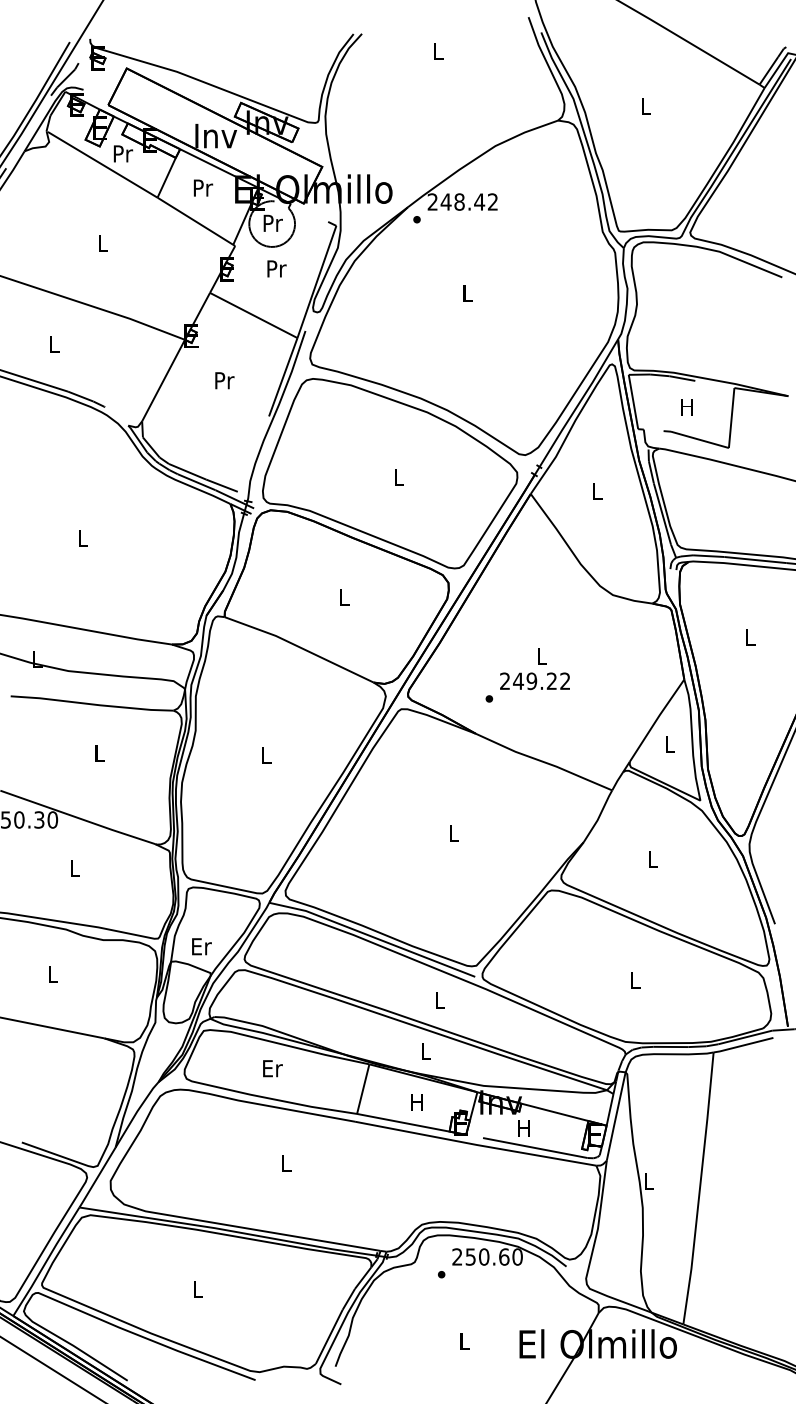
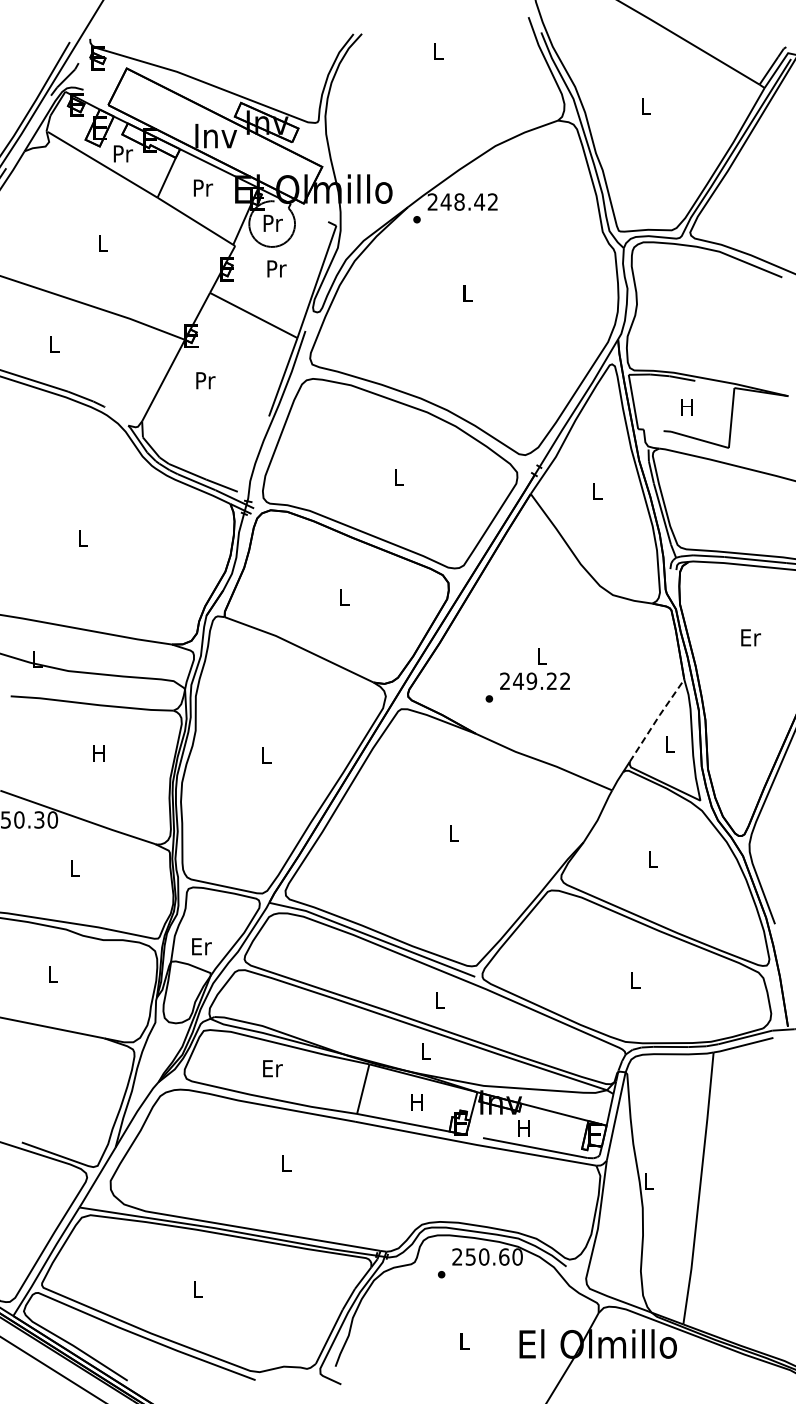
text position: (224, 380) -> (205, 380) (205, 380)
text: L -> Er (751, 637)
line: solid -> dashed (657, 719)
text: L -> H (98, 753)
